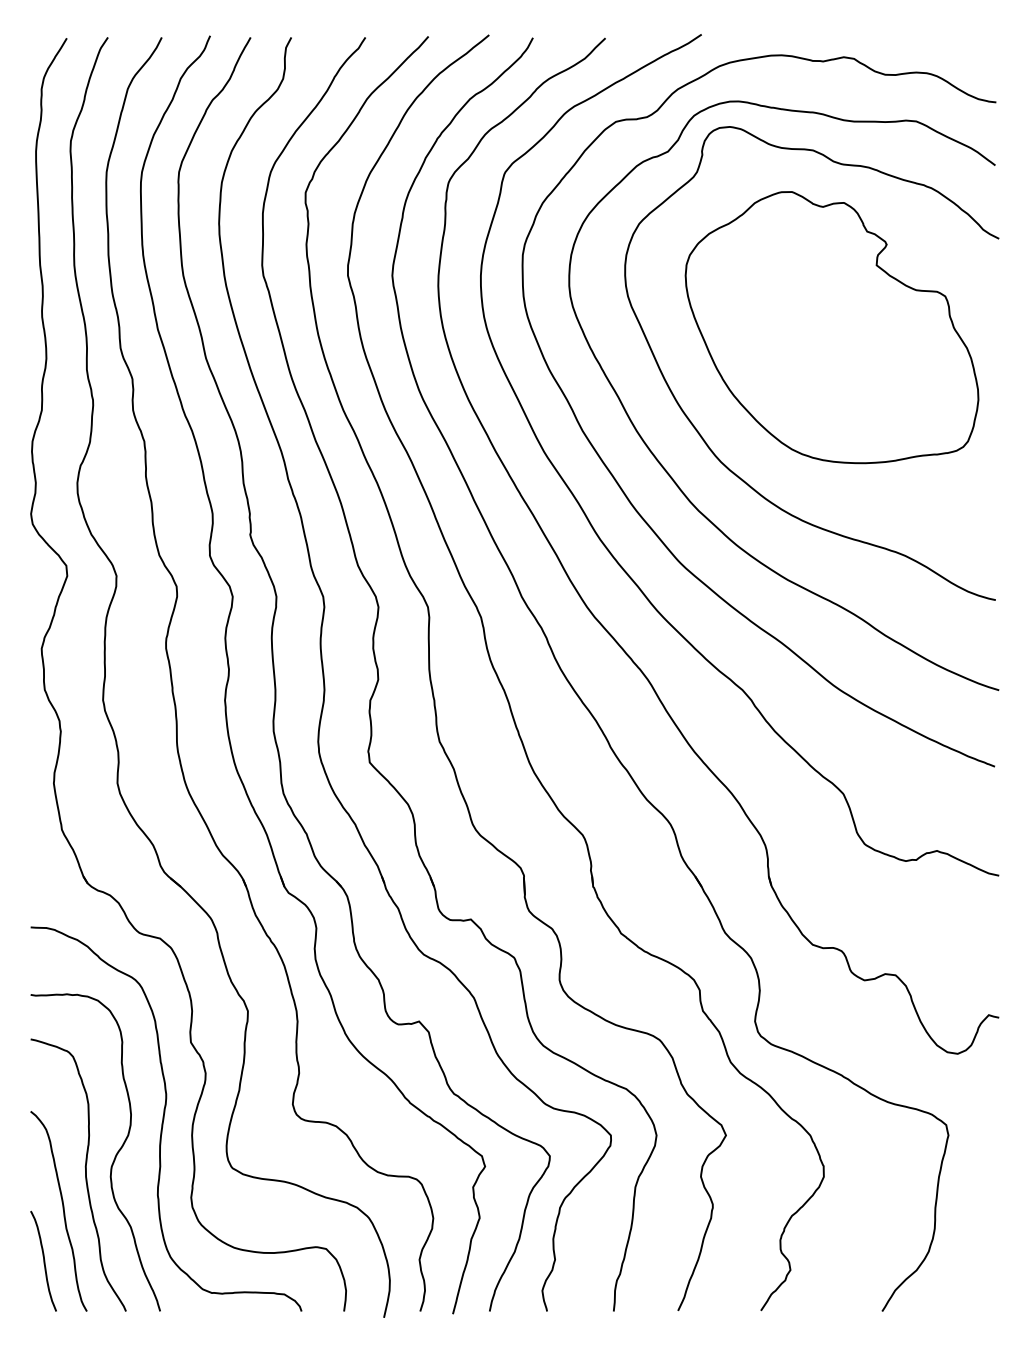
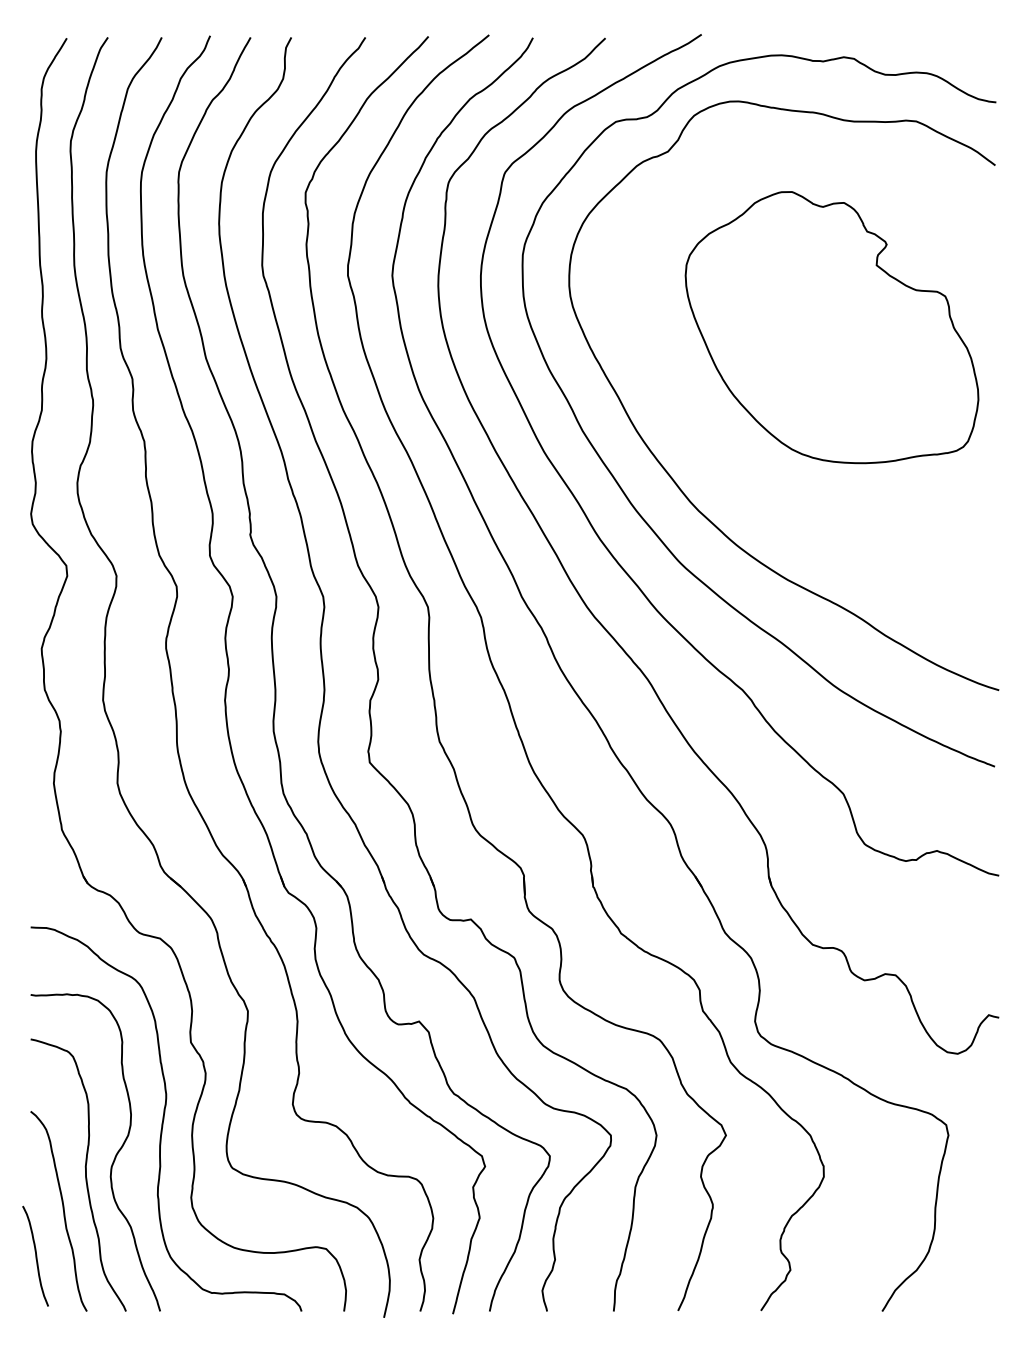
curve: present -> none (705, 440)
curve position: (43, 1260) -> (35, 1255) (35, 1255)
